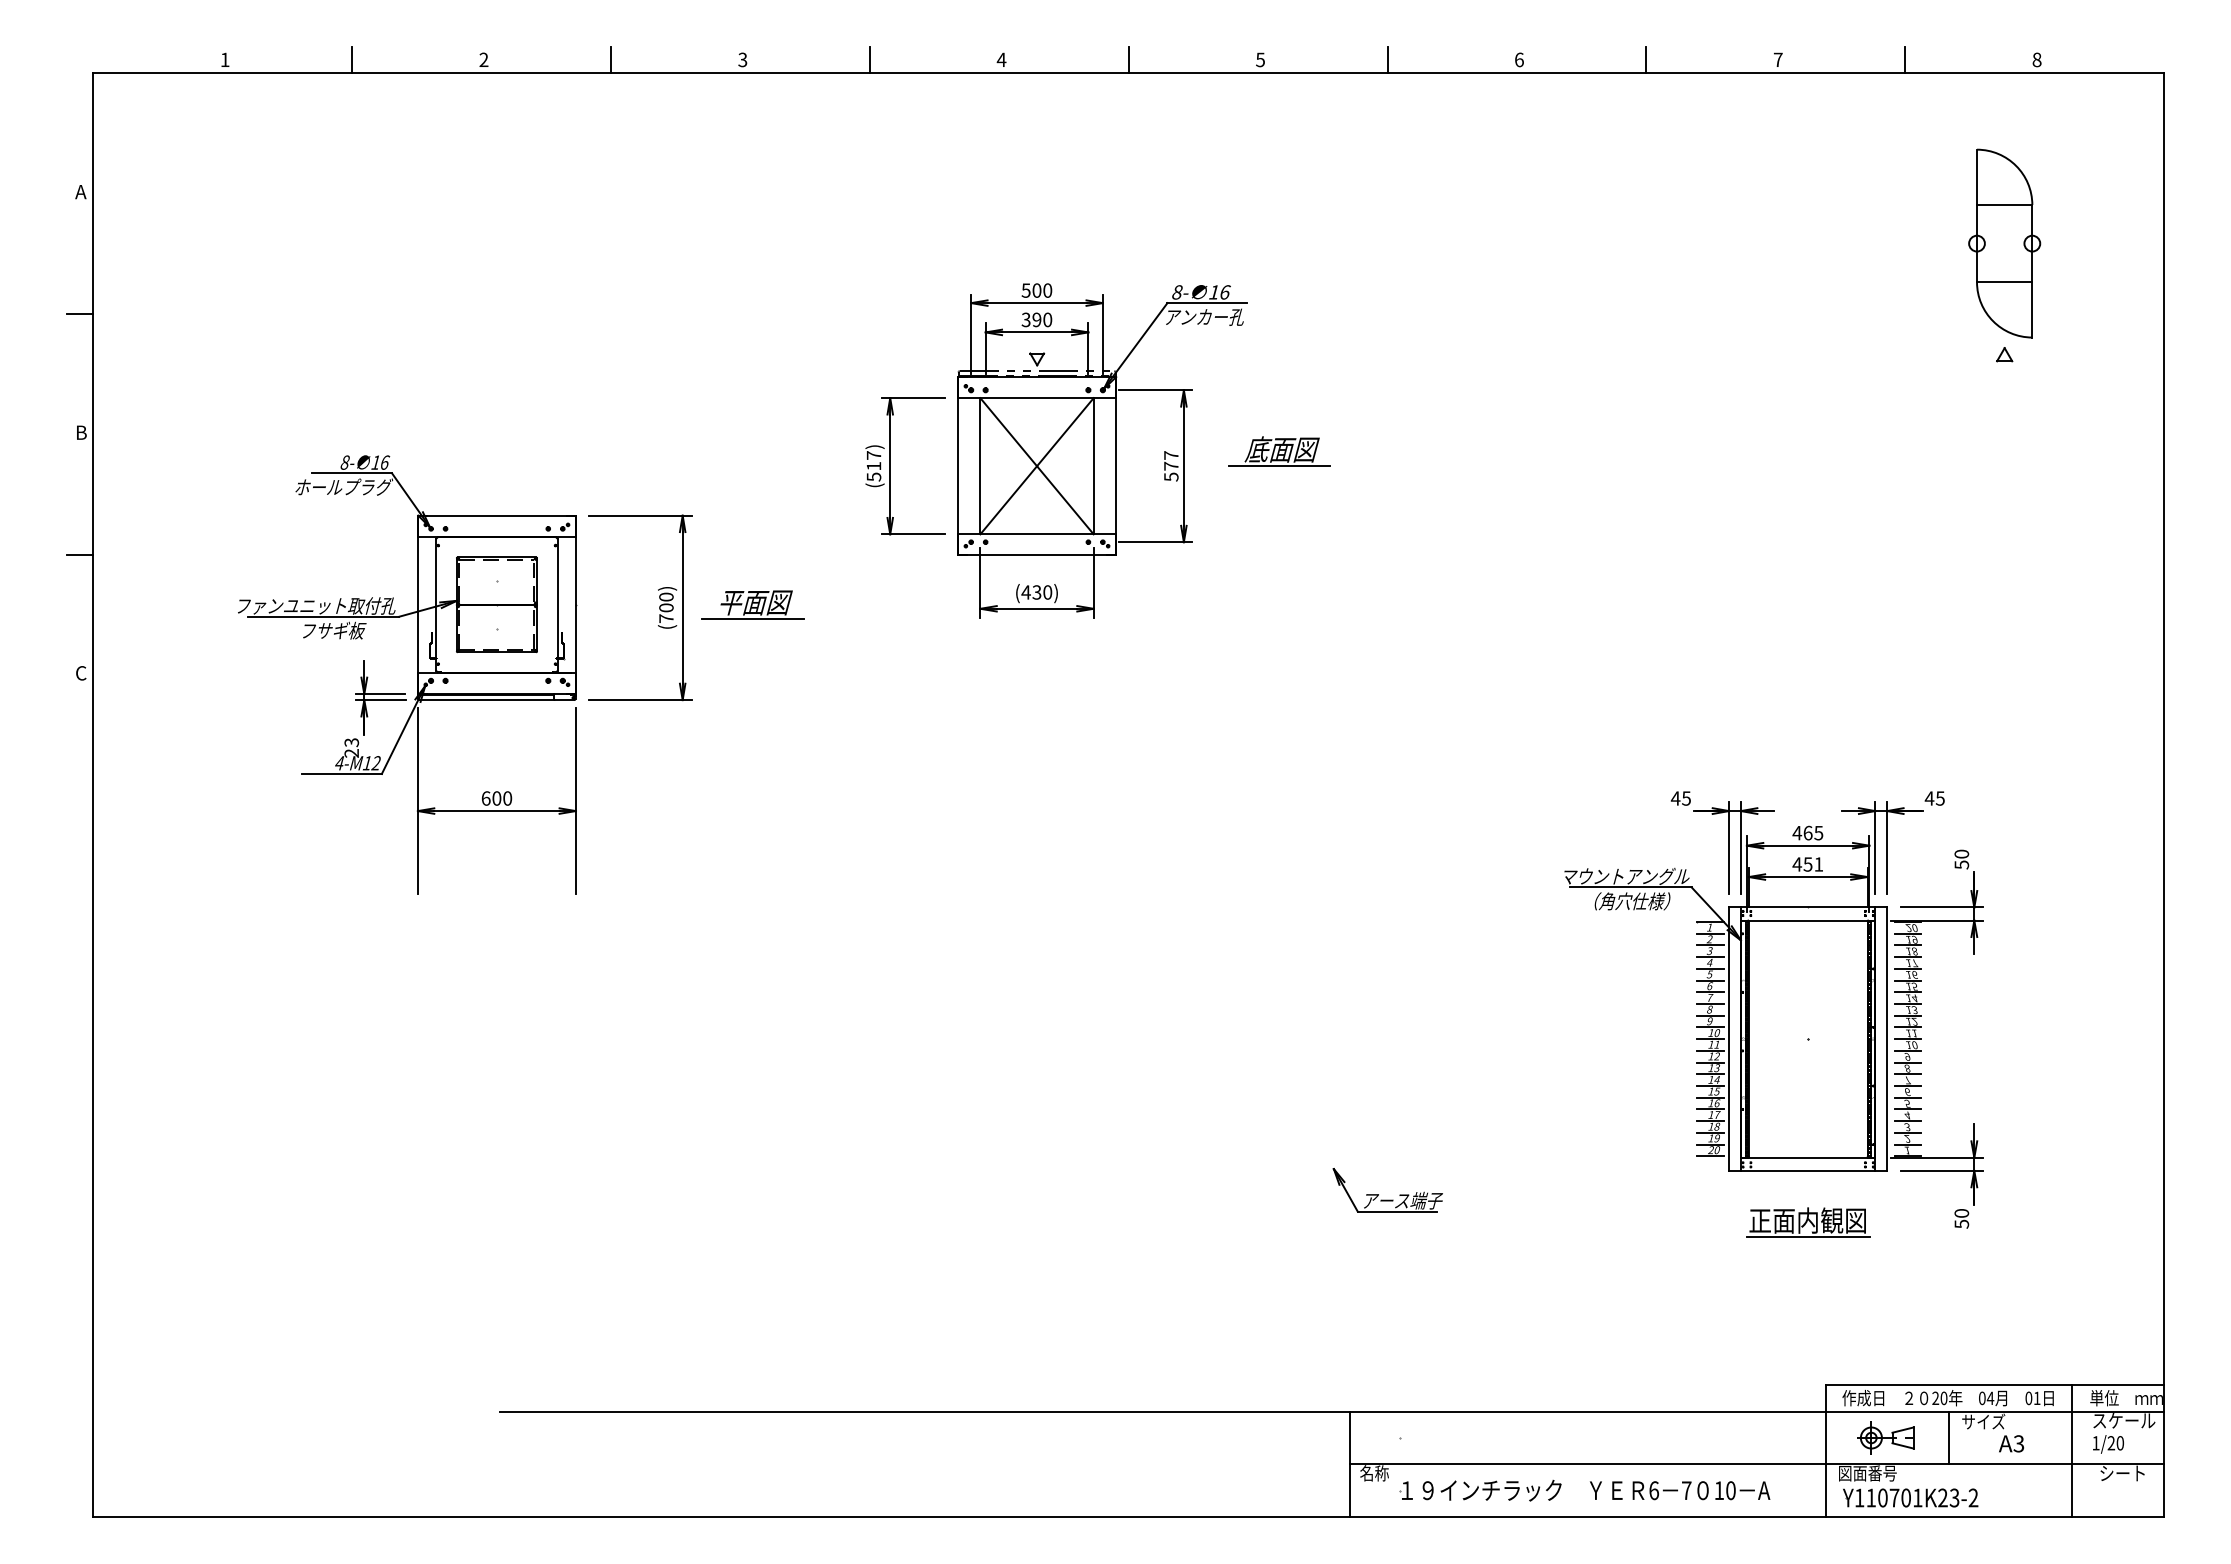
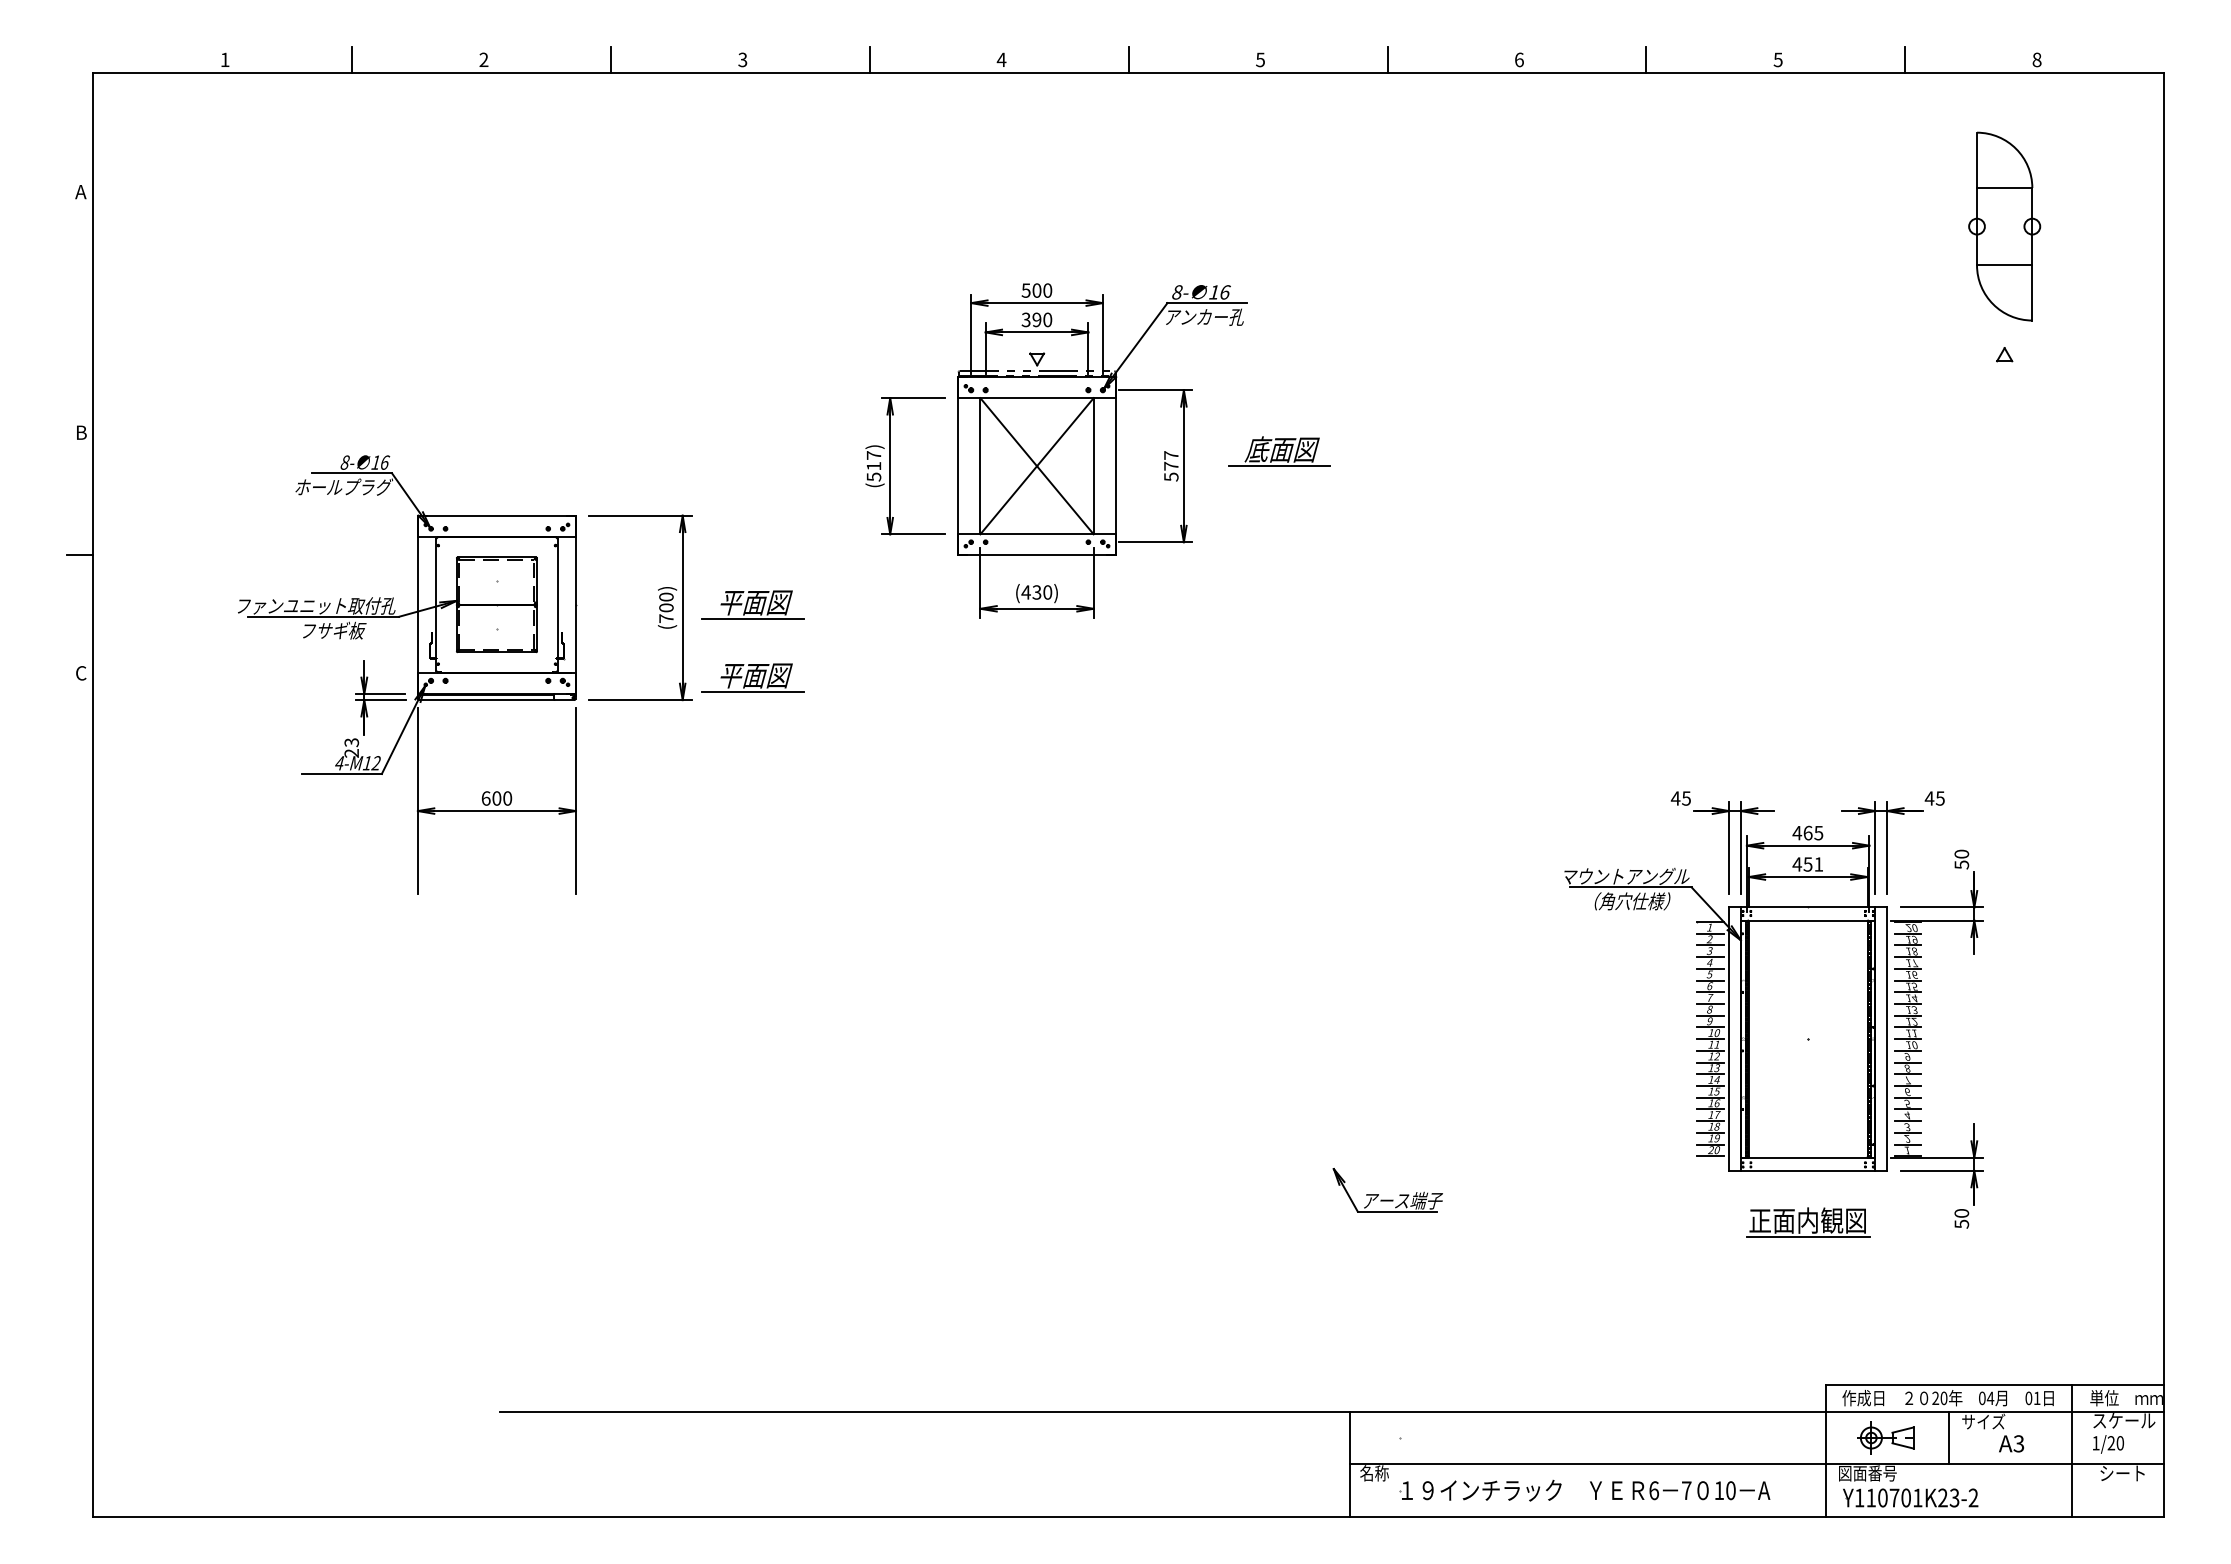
text: 7 -> 5 (1777, 59)
part position: (2004, 243) -> (2004, 226) (2004, 226)
line: present -> none (79, 313)
part: none -> present (752, 677)
